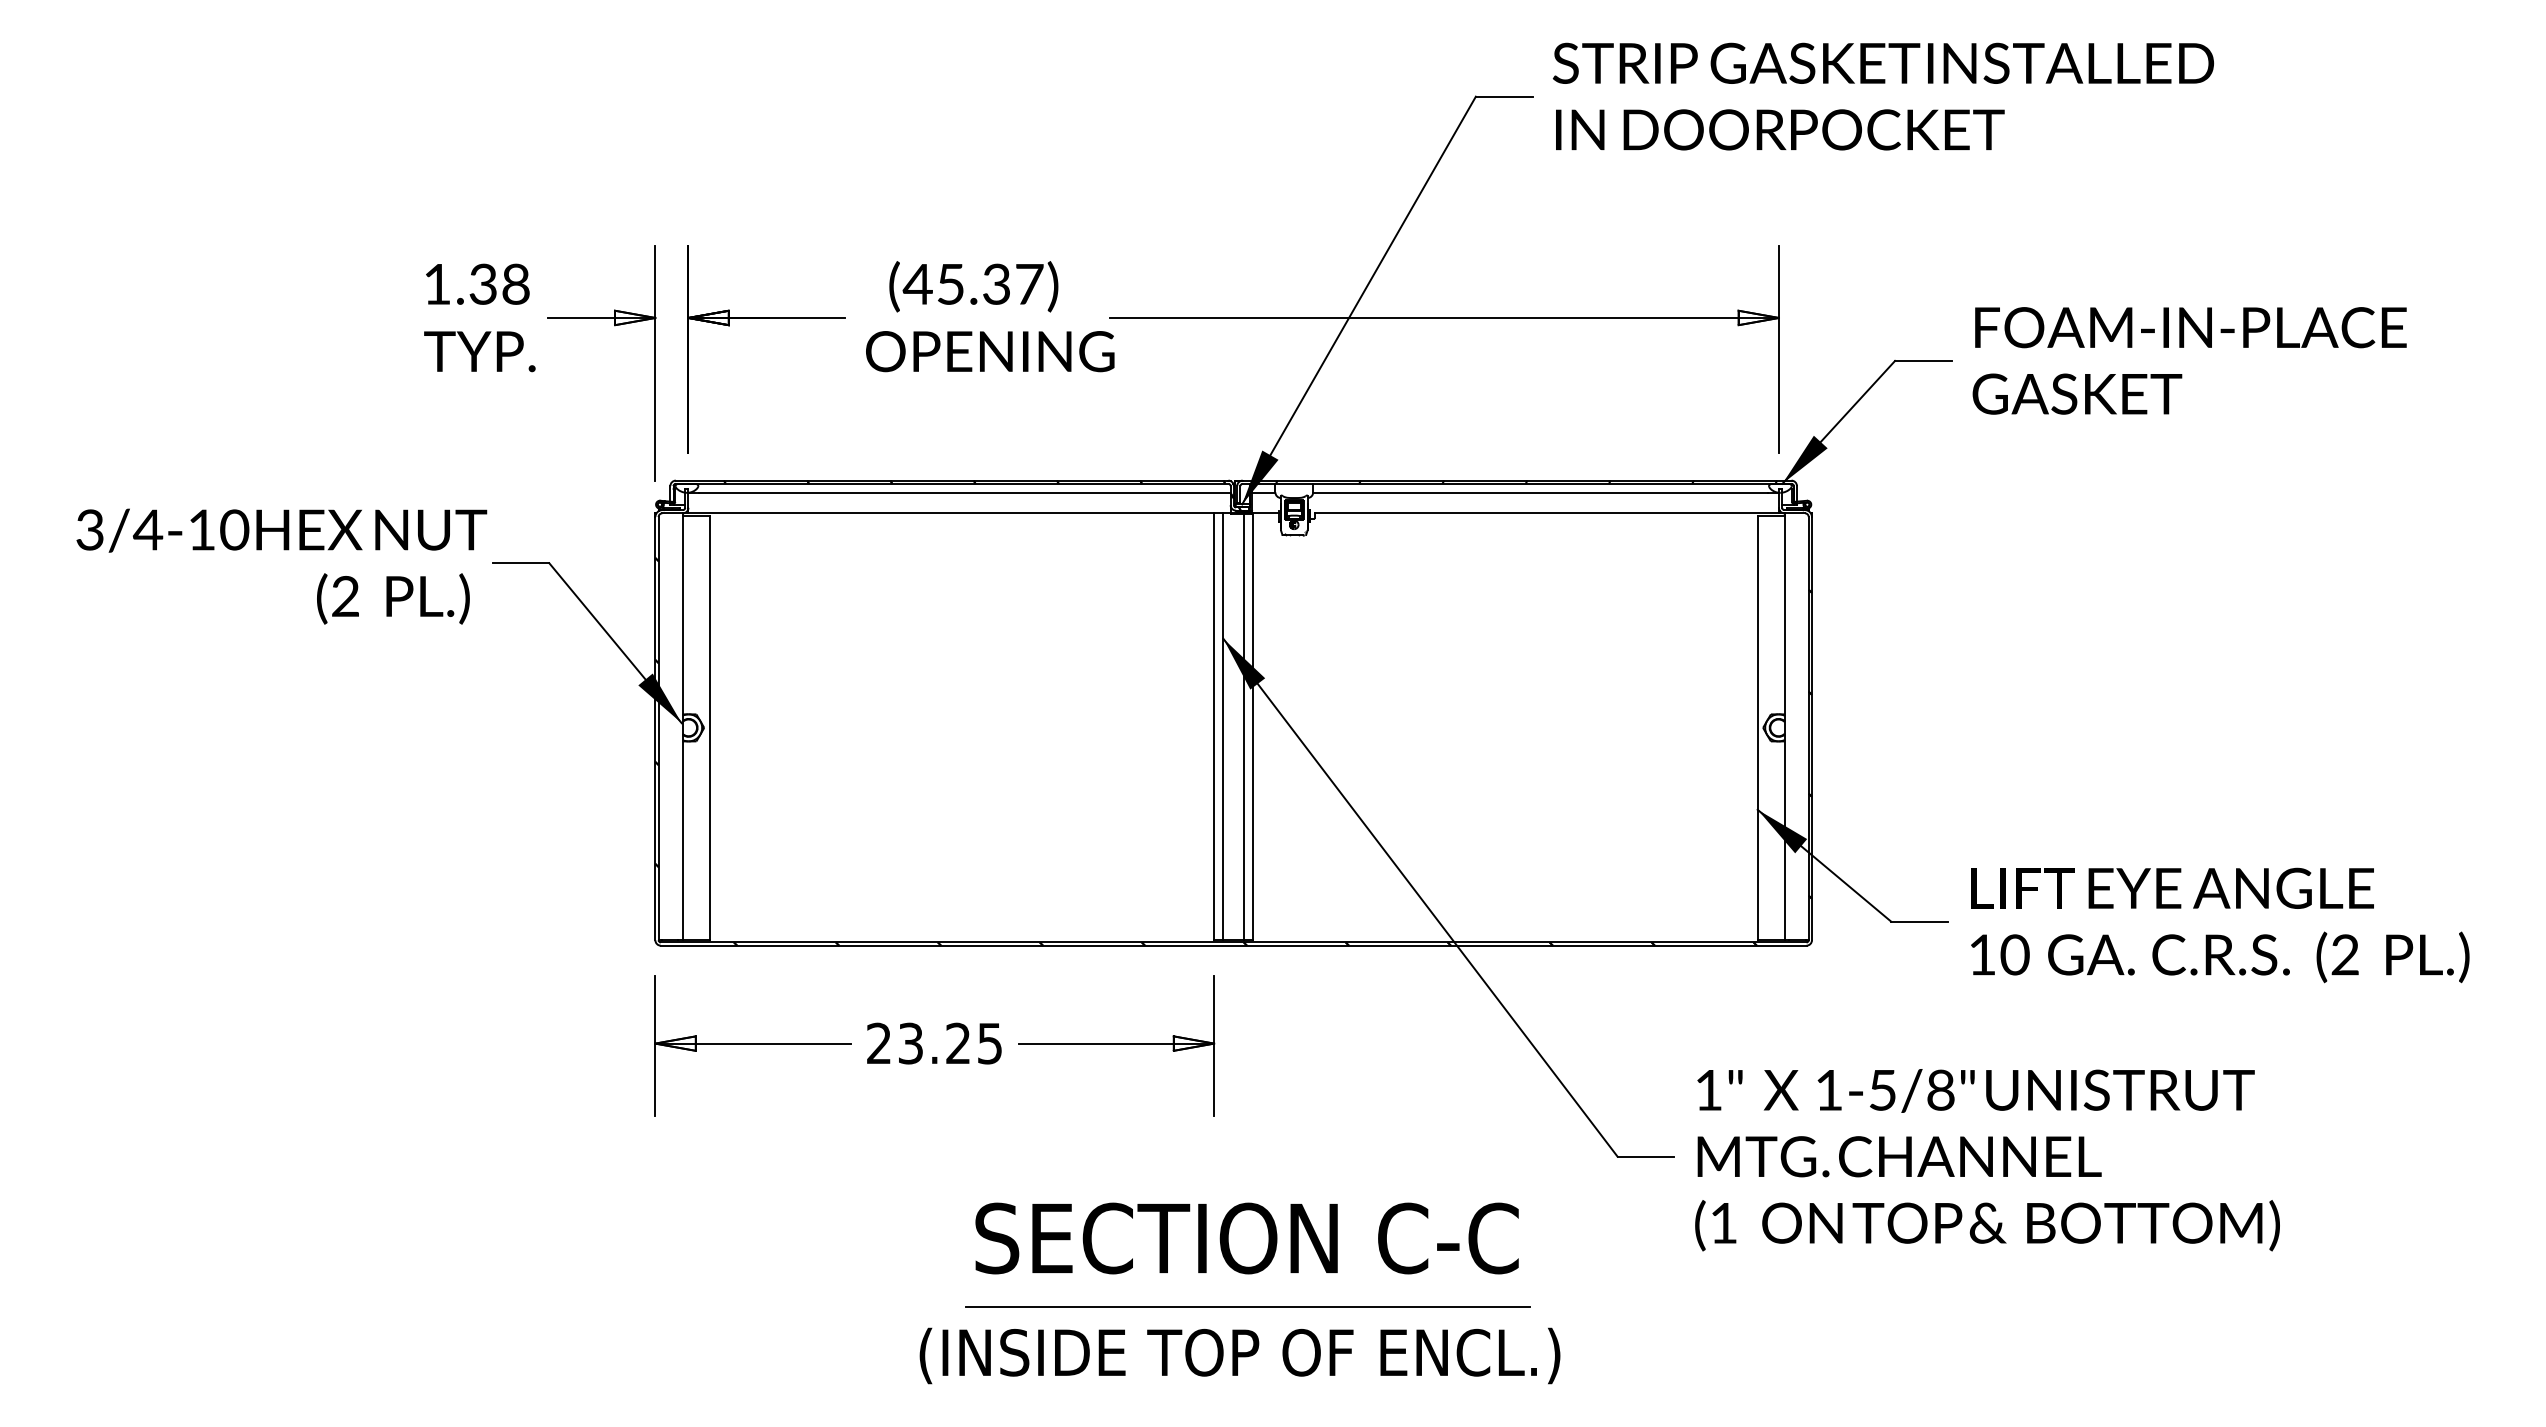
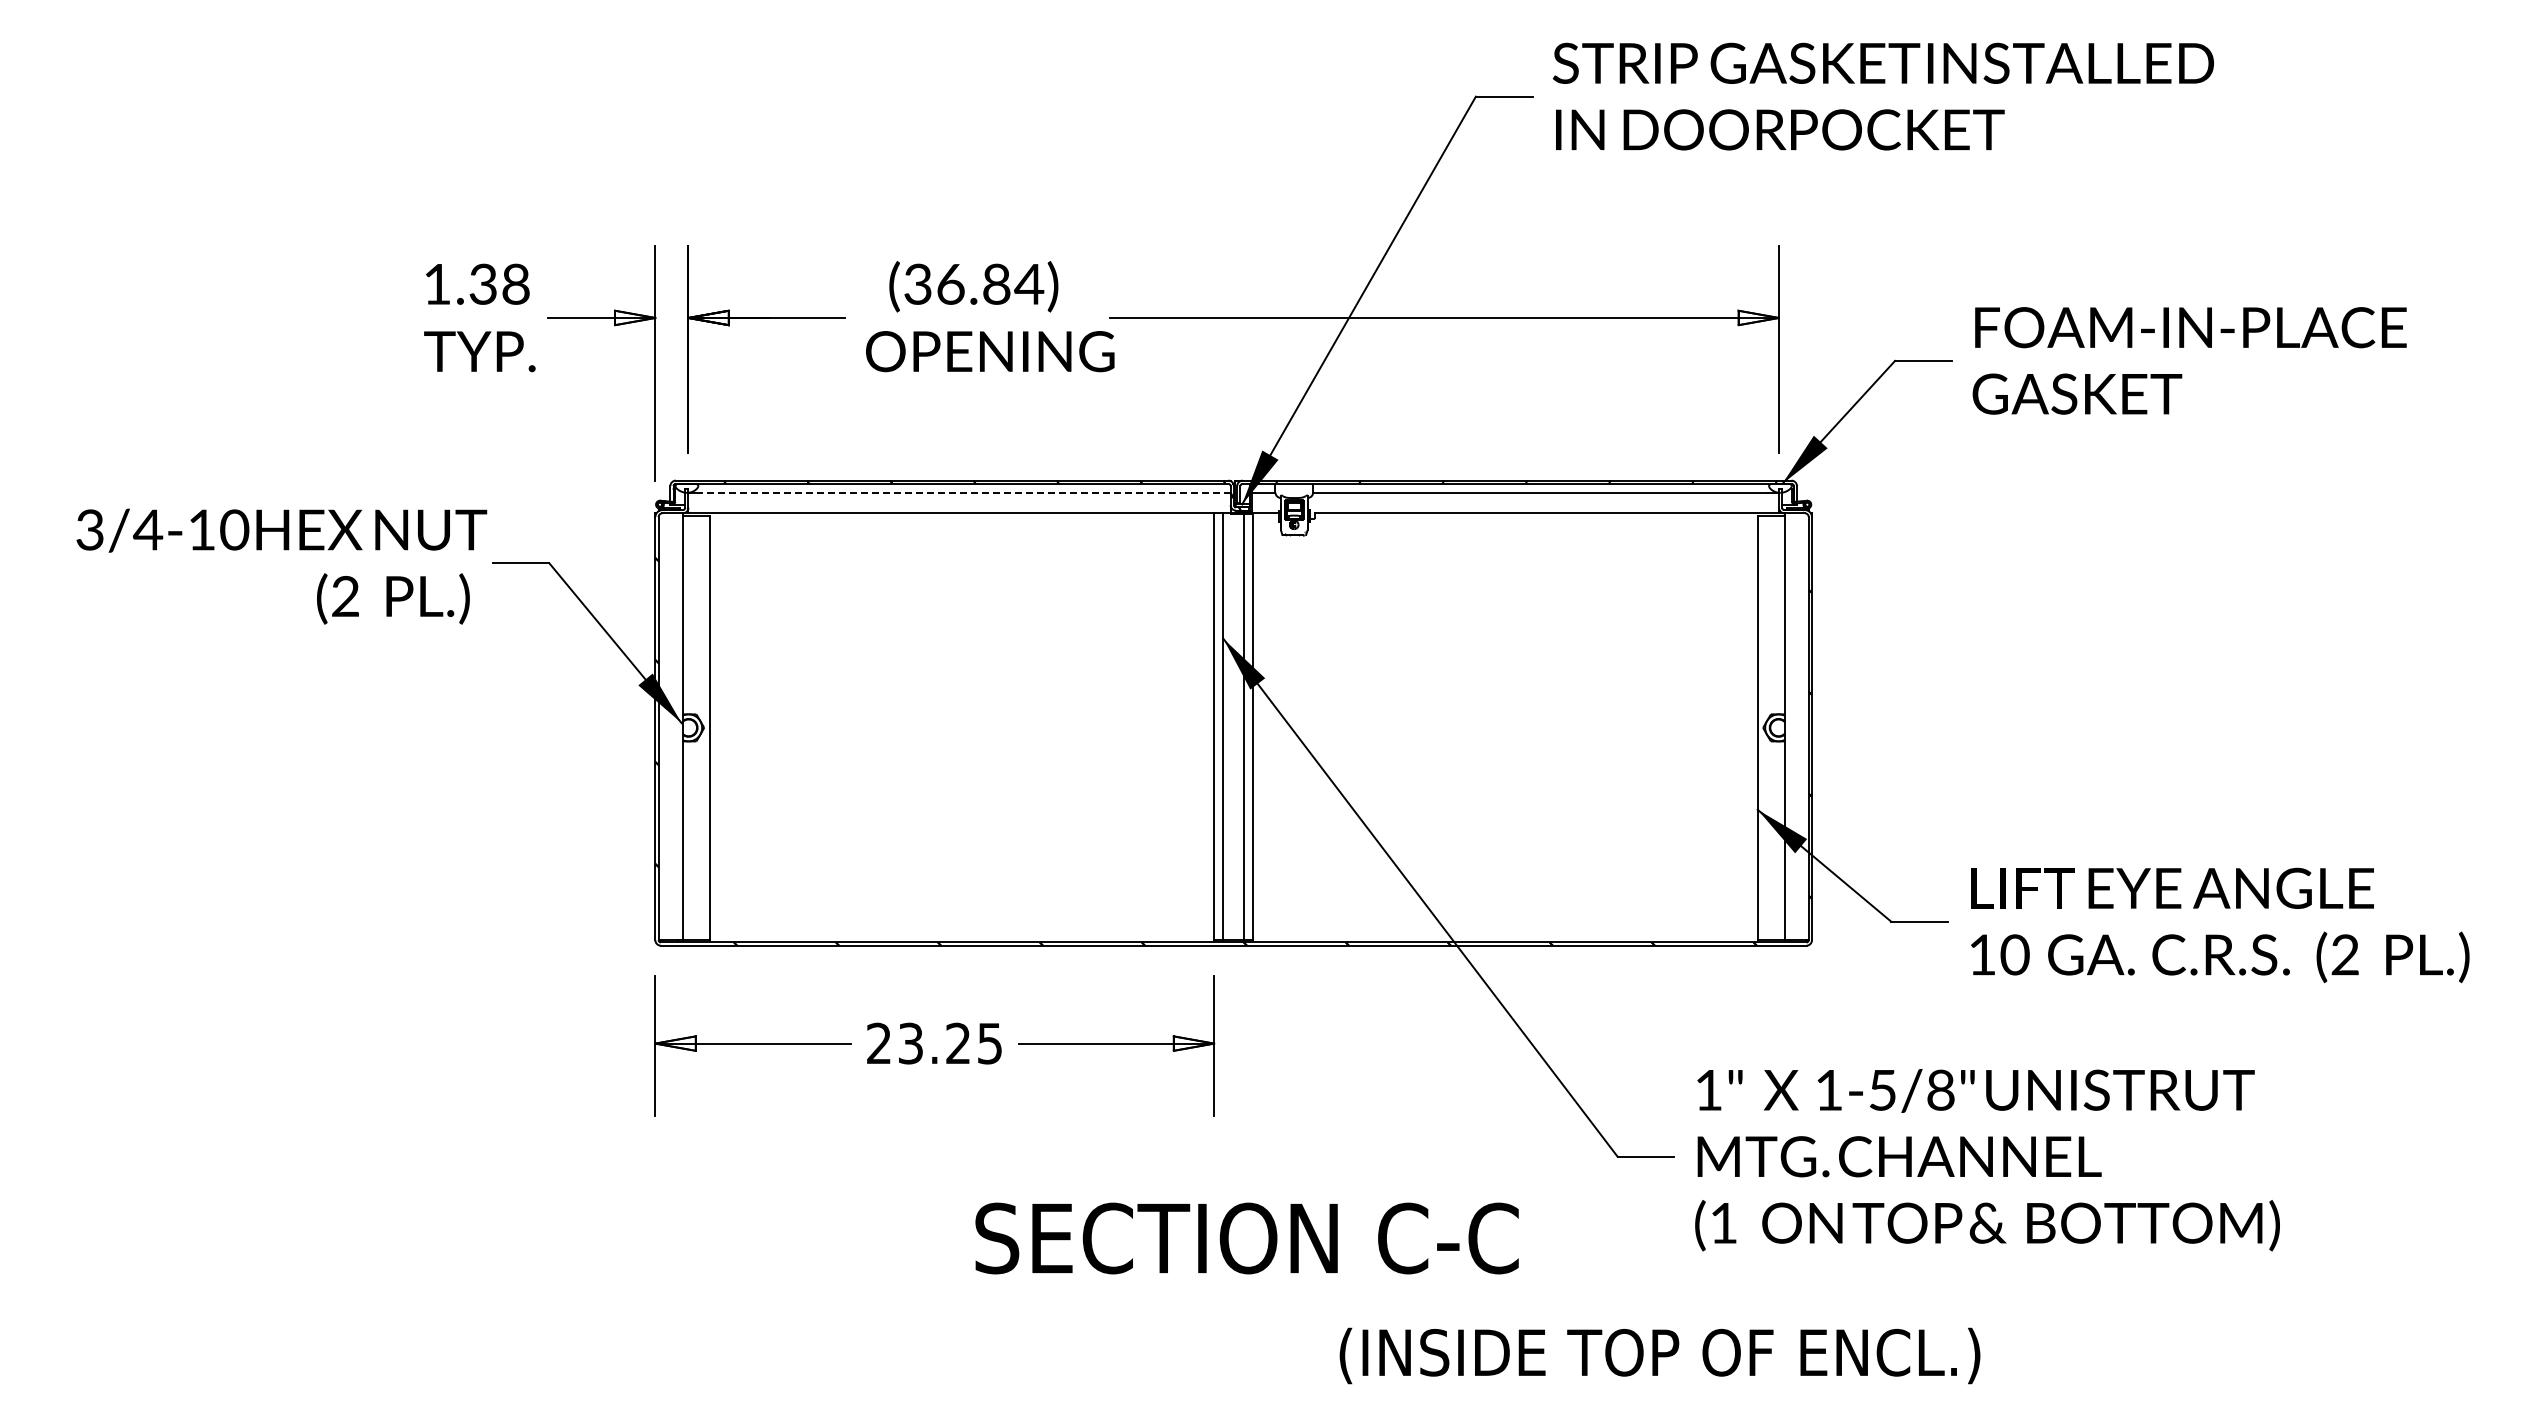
text: (45.37) -> (36.84) (973, 283)
line: solid -> dashed (964, 492)
line: present -> none (1248, 1306)
text position: (1239, 1355) -> (1659, 1355) (1659, 1355)
